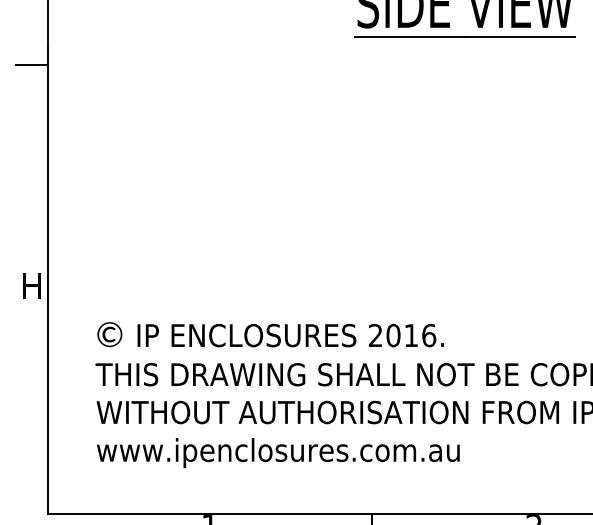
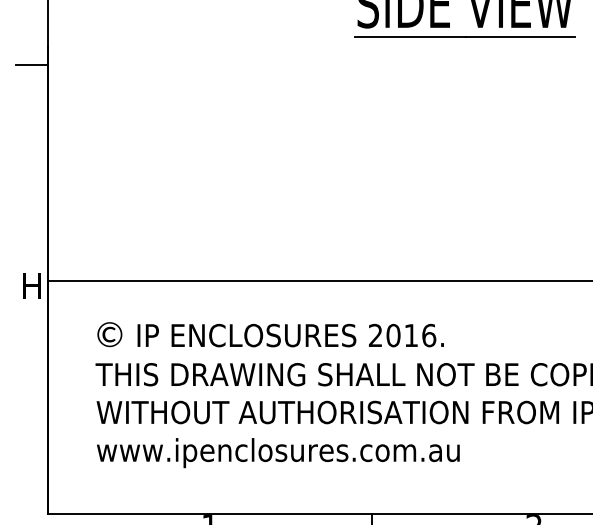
line: none -> present (318, 280)
